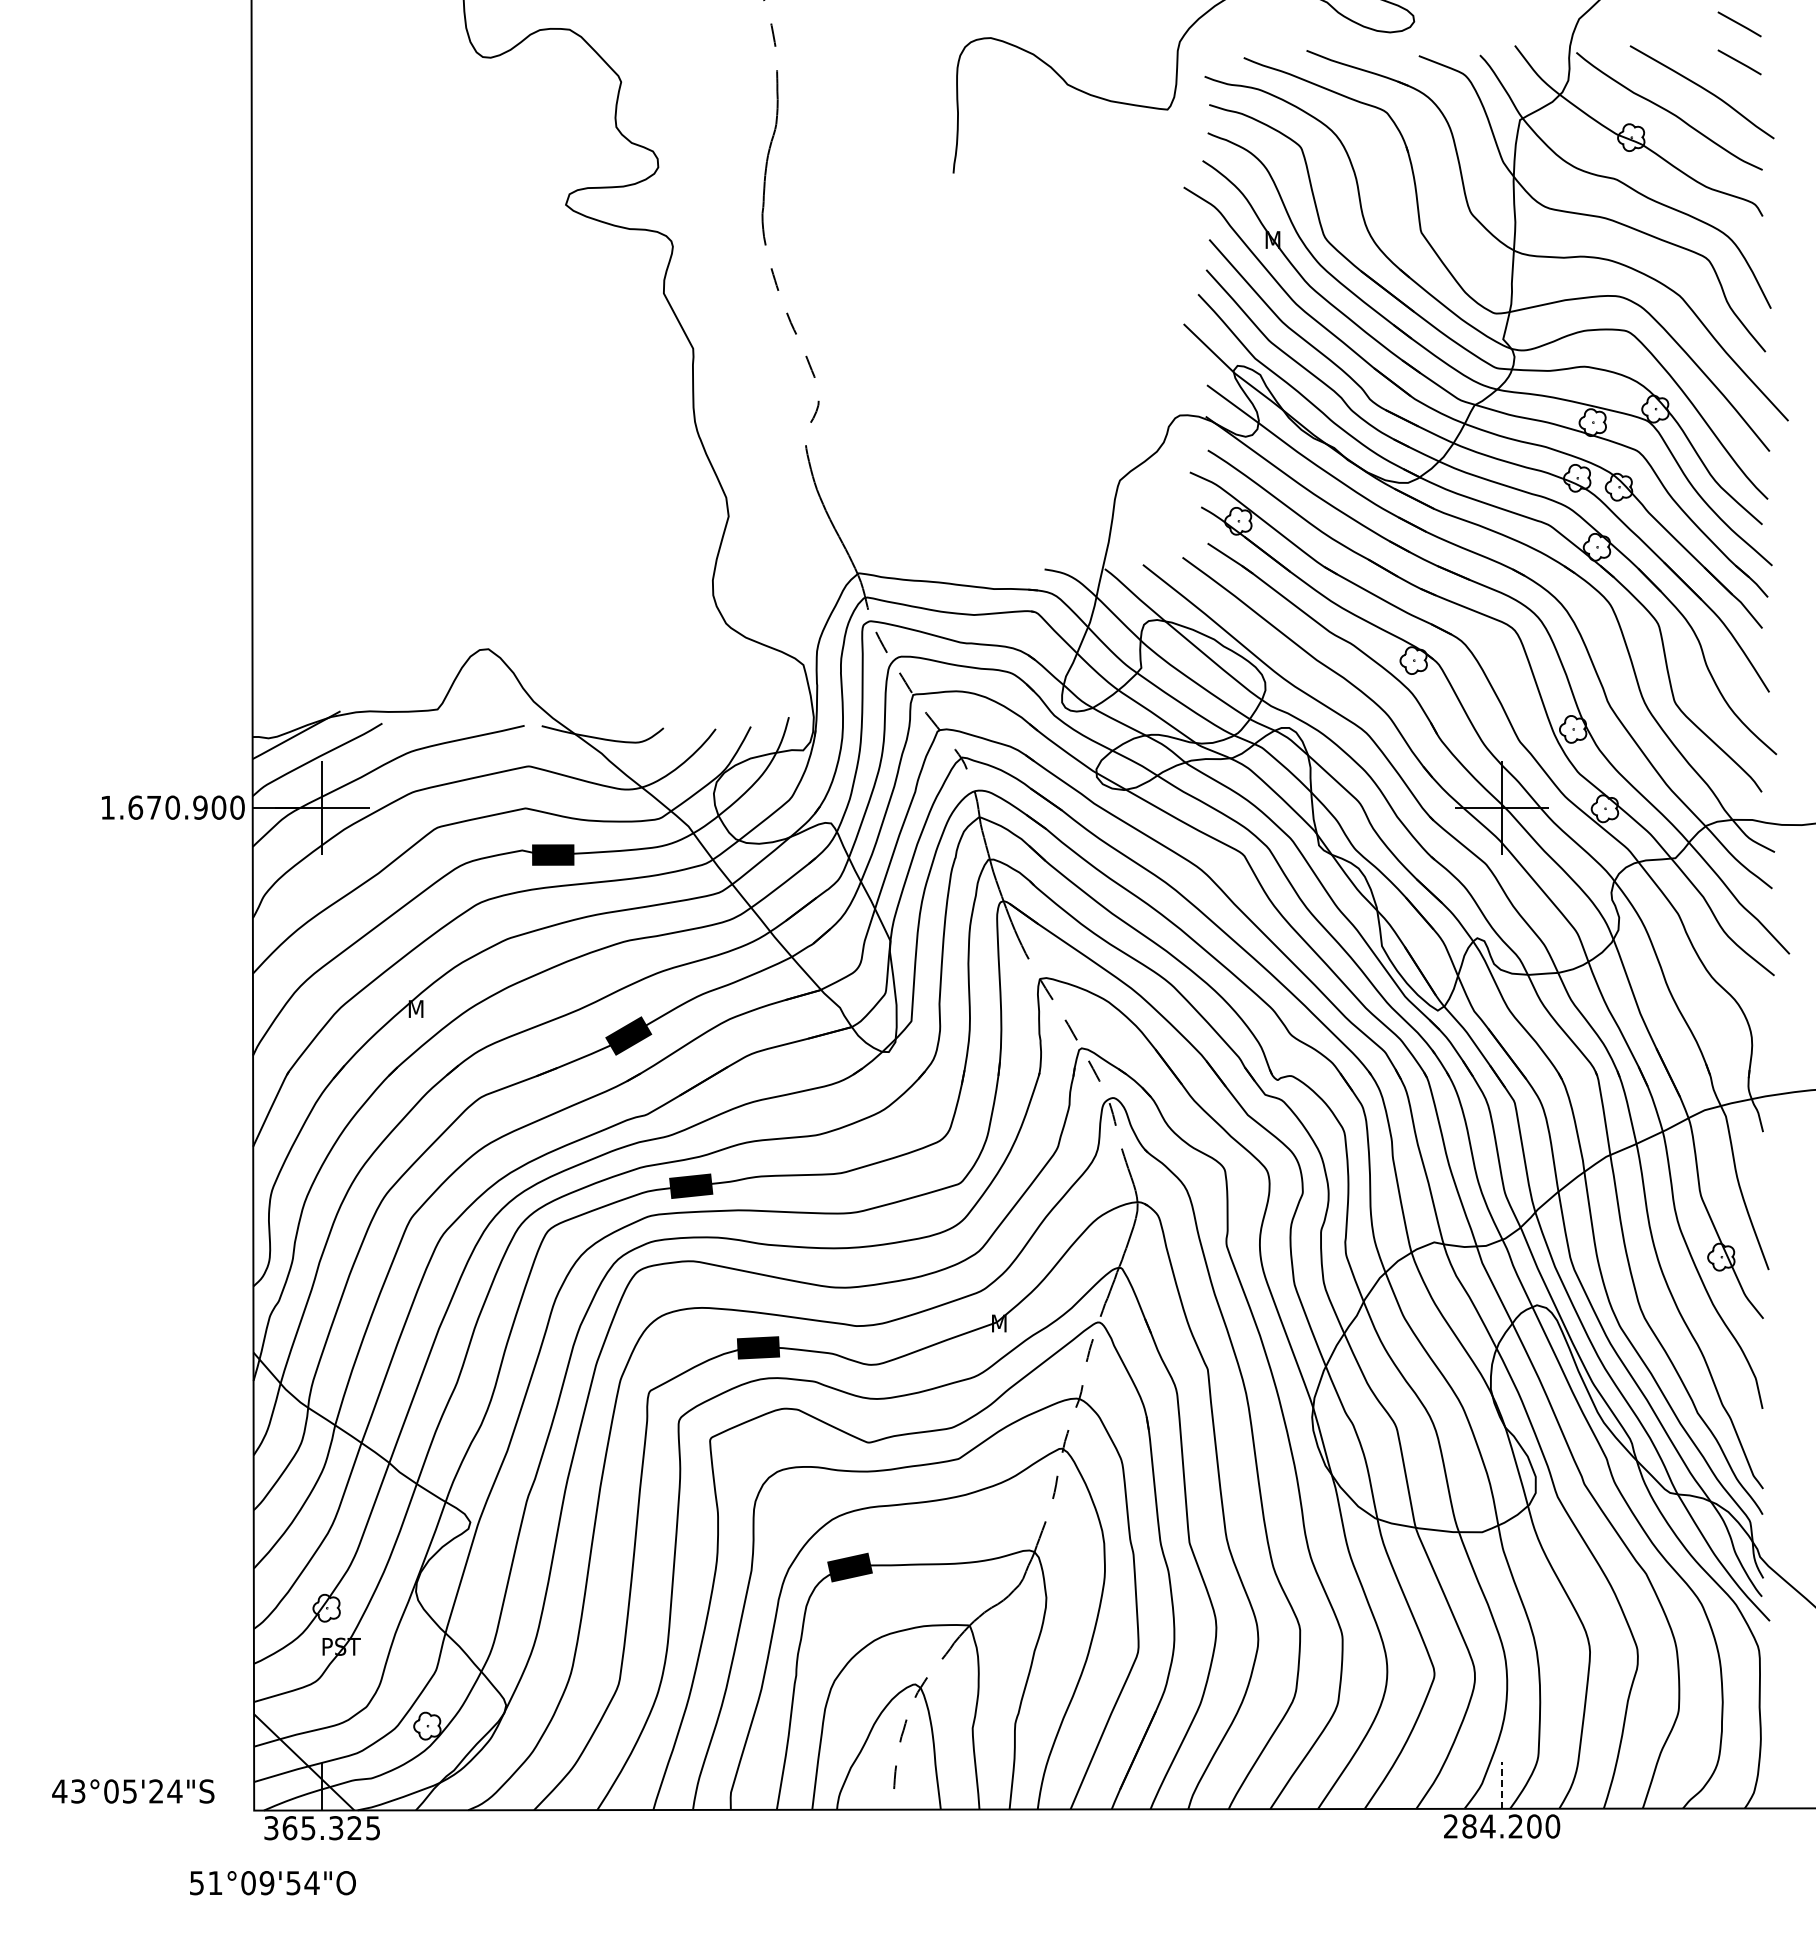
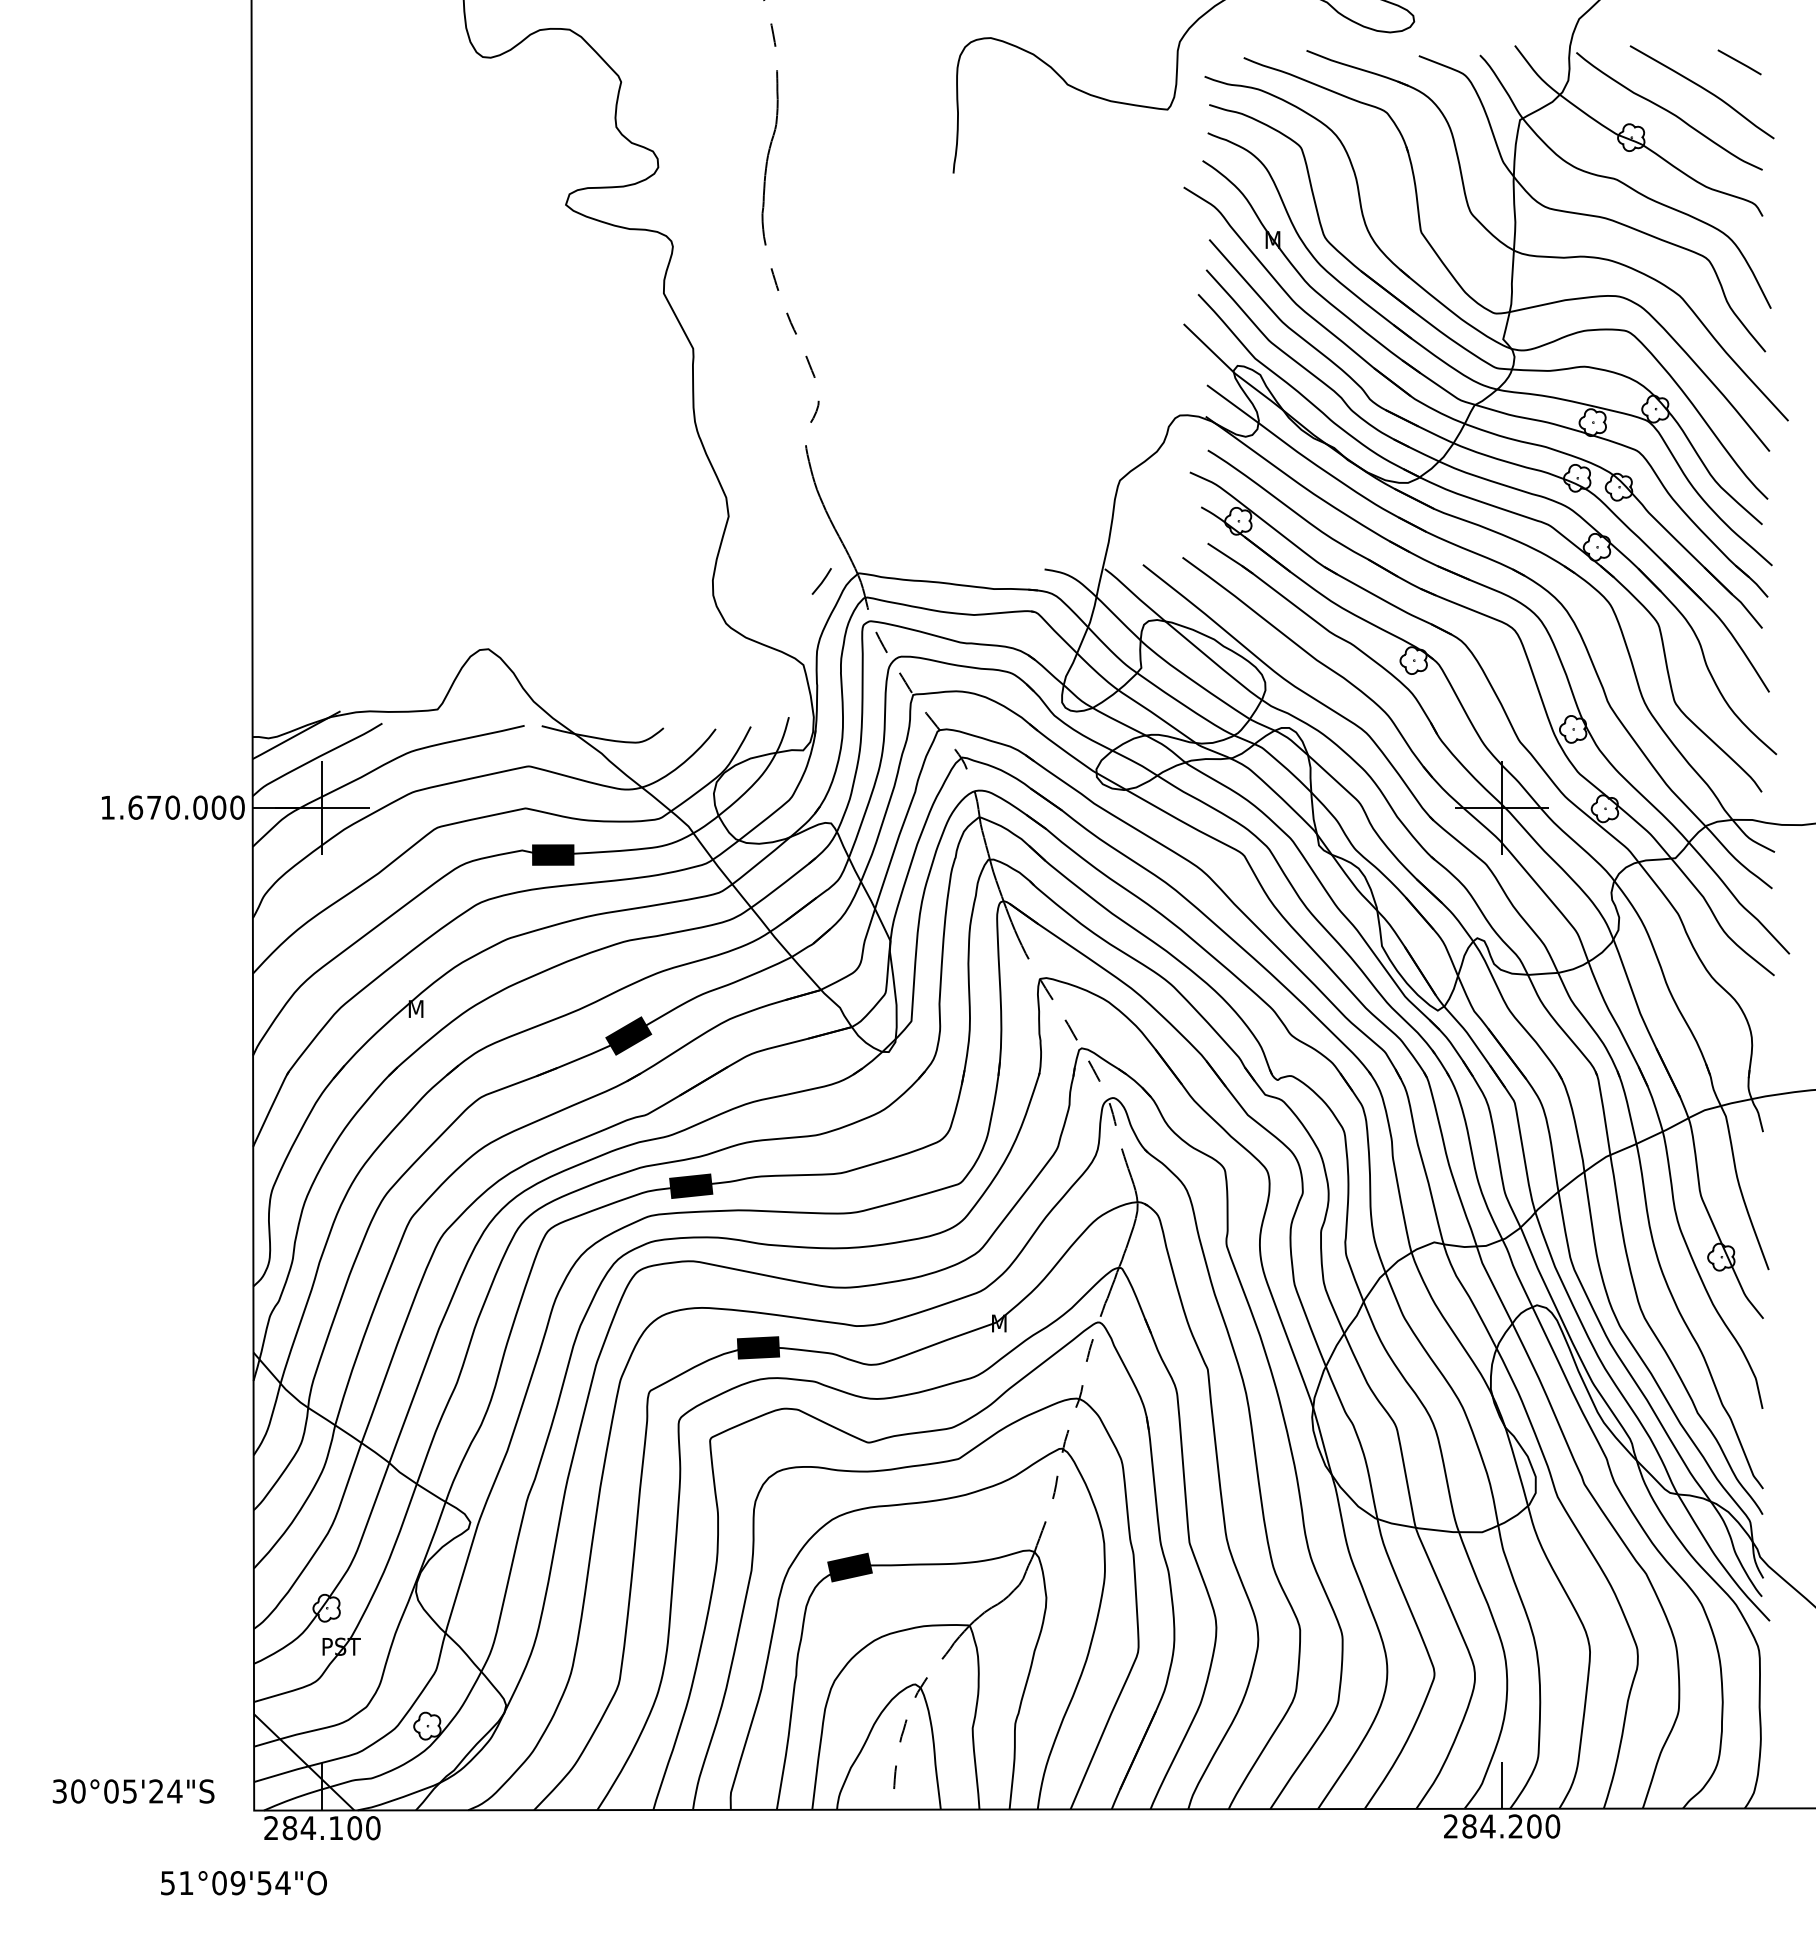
line: present -> none (1739, 24)
line: none -> present (821, 581)
text: 1.670.900 -> 1.670.000 (200, 807)
line: dashed -> solid (1501, 1785)
text: 43°05'24"S -> 30°05'24"S (68, 1791)
text: 365.325 -> 284.100 (322, 1828)
text position: (272, 1883) -> (243, 1883) (243, 1883)
